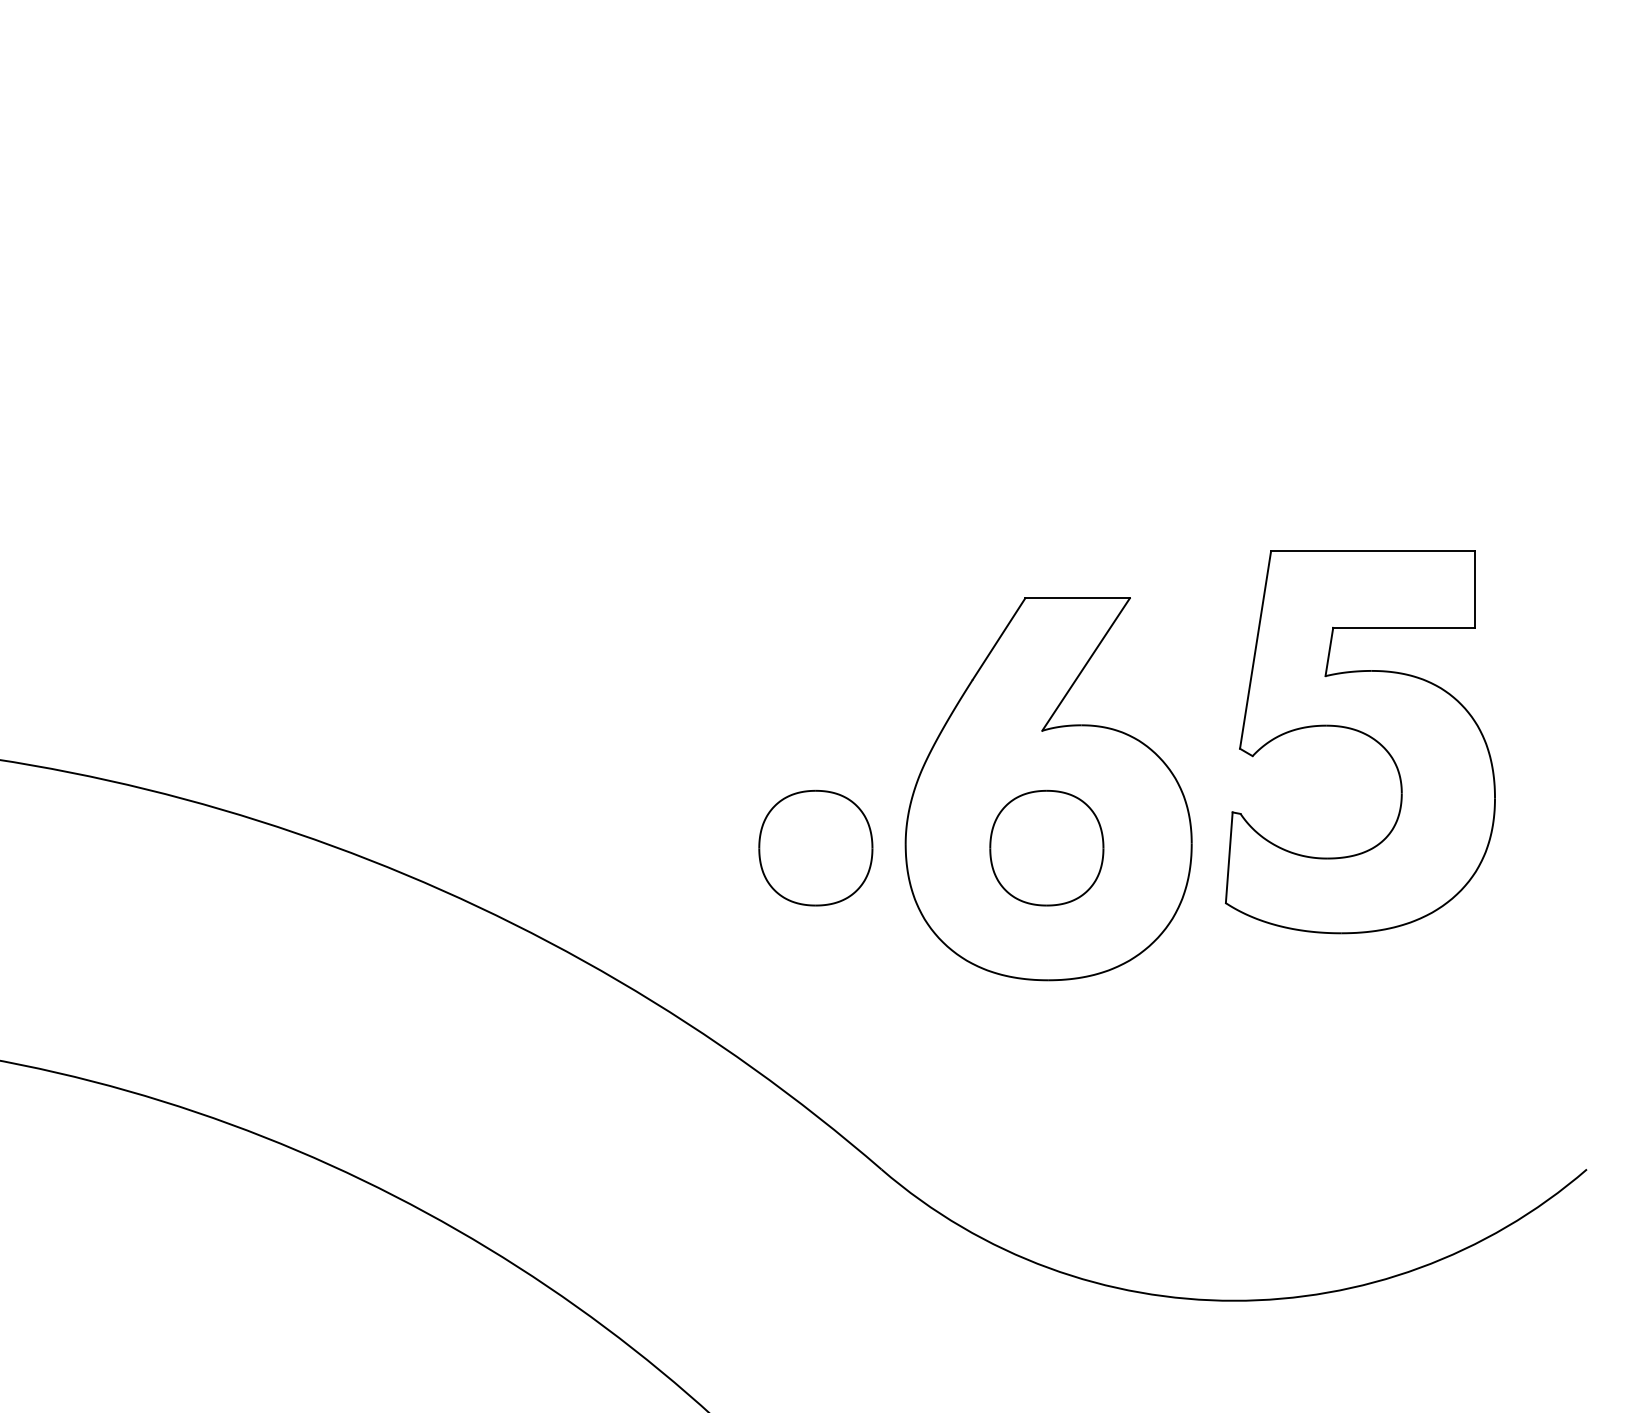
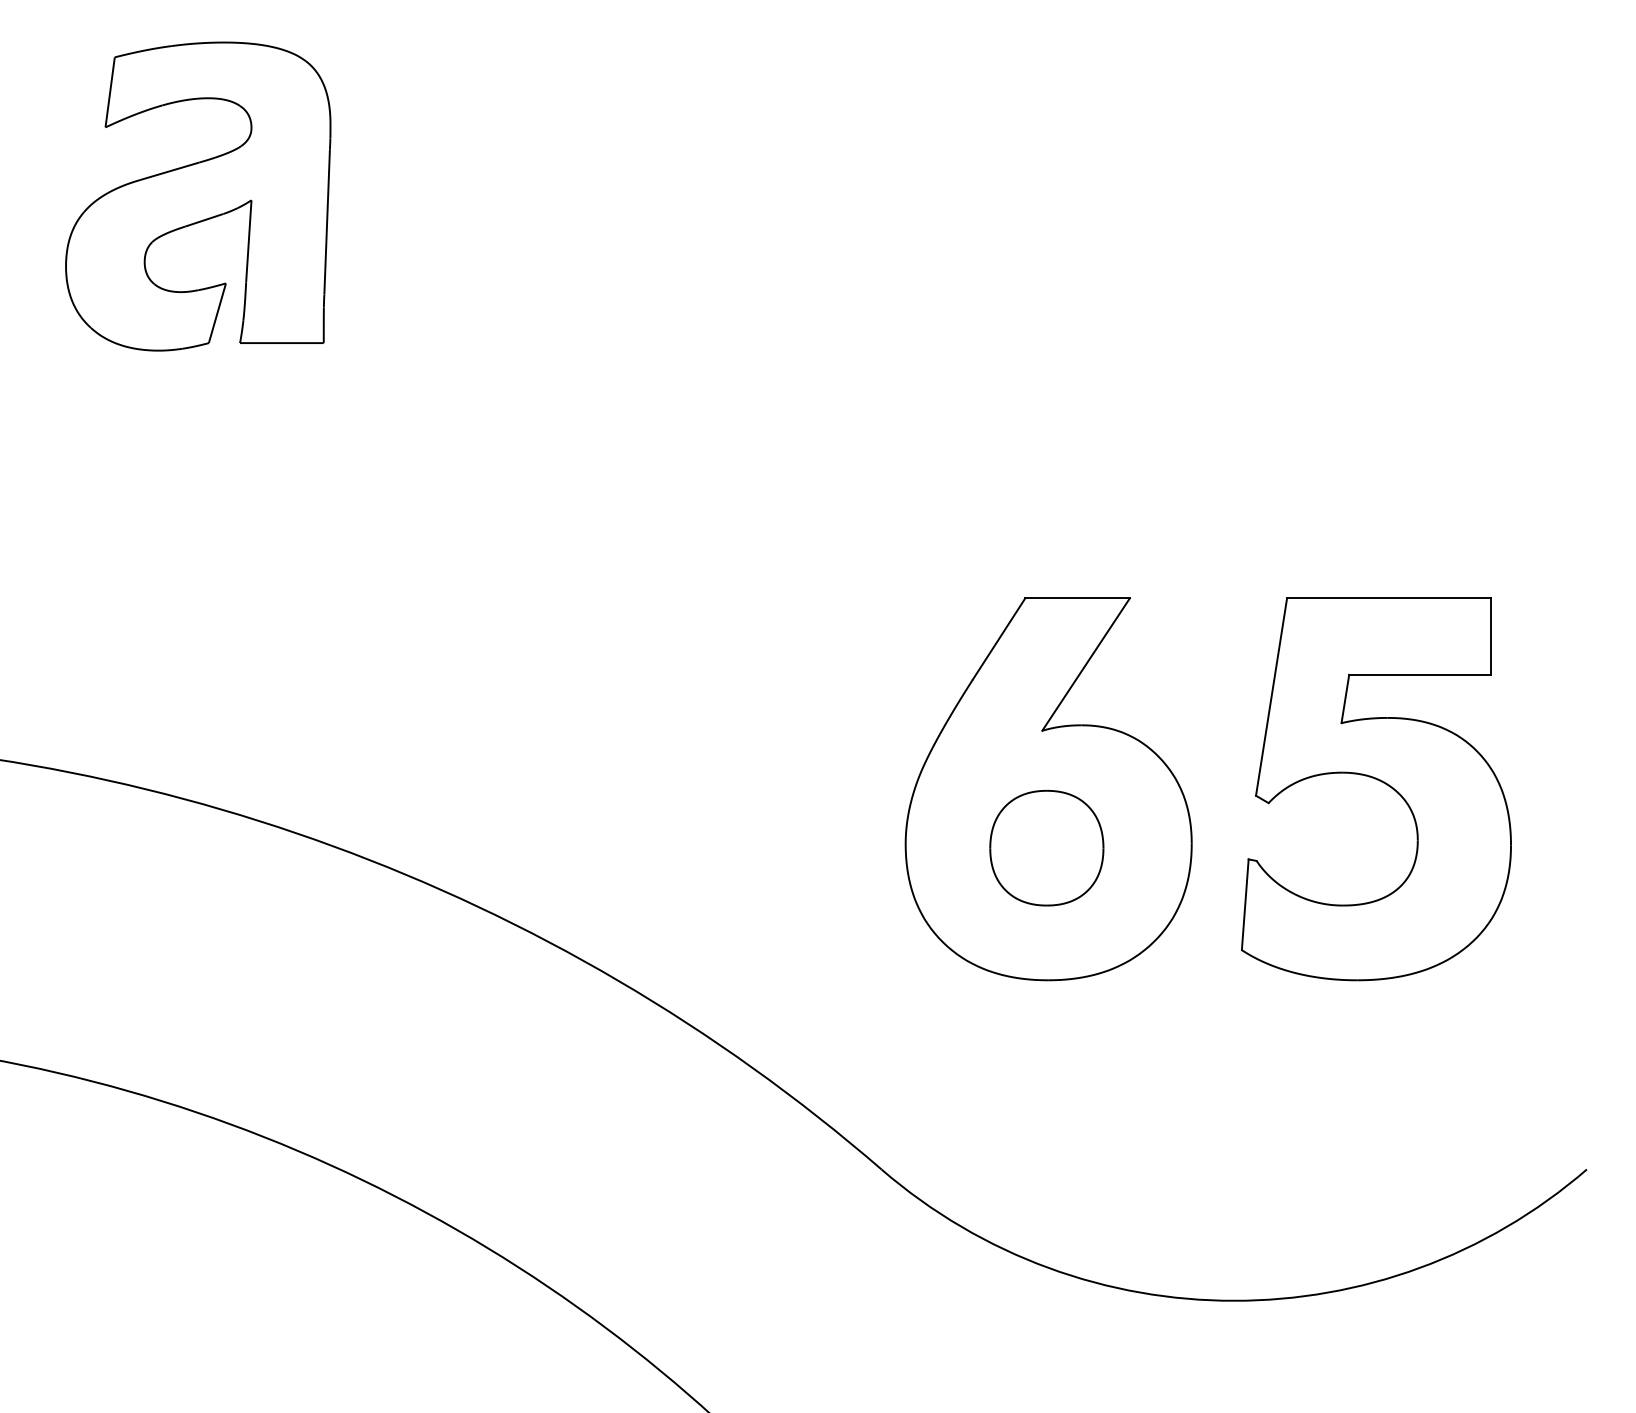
part: none -> present (198, 196)
part position: (1363, 734) -> (1379, 781) (1379, 781)
part: present -> none (815, 847)
